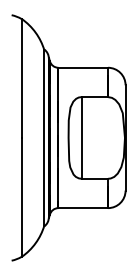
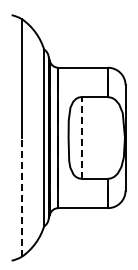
line: solid -> dashed (81, 137)
line: solid -> dashed (21, 196)
